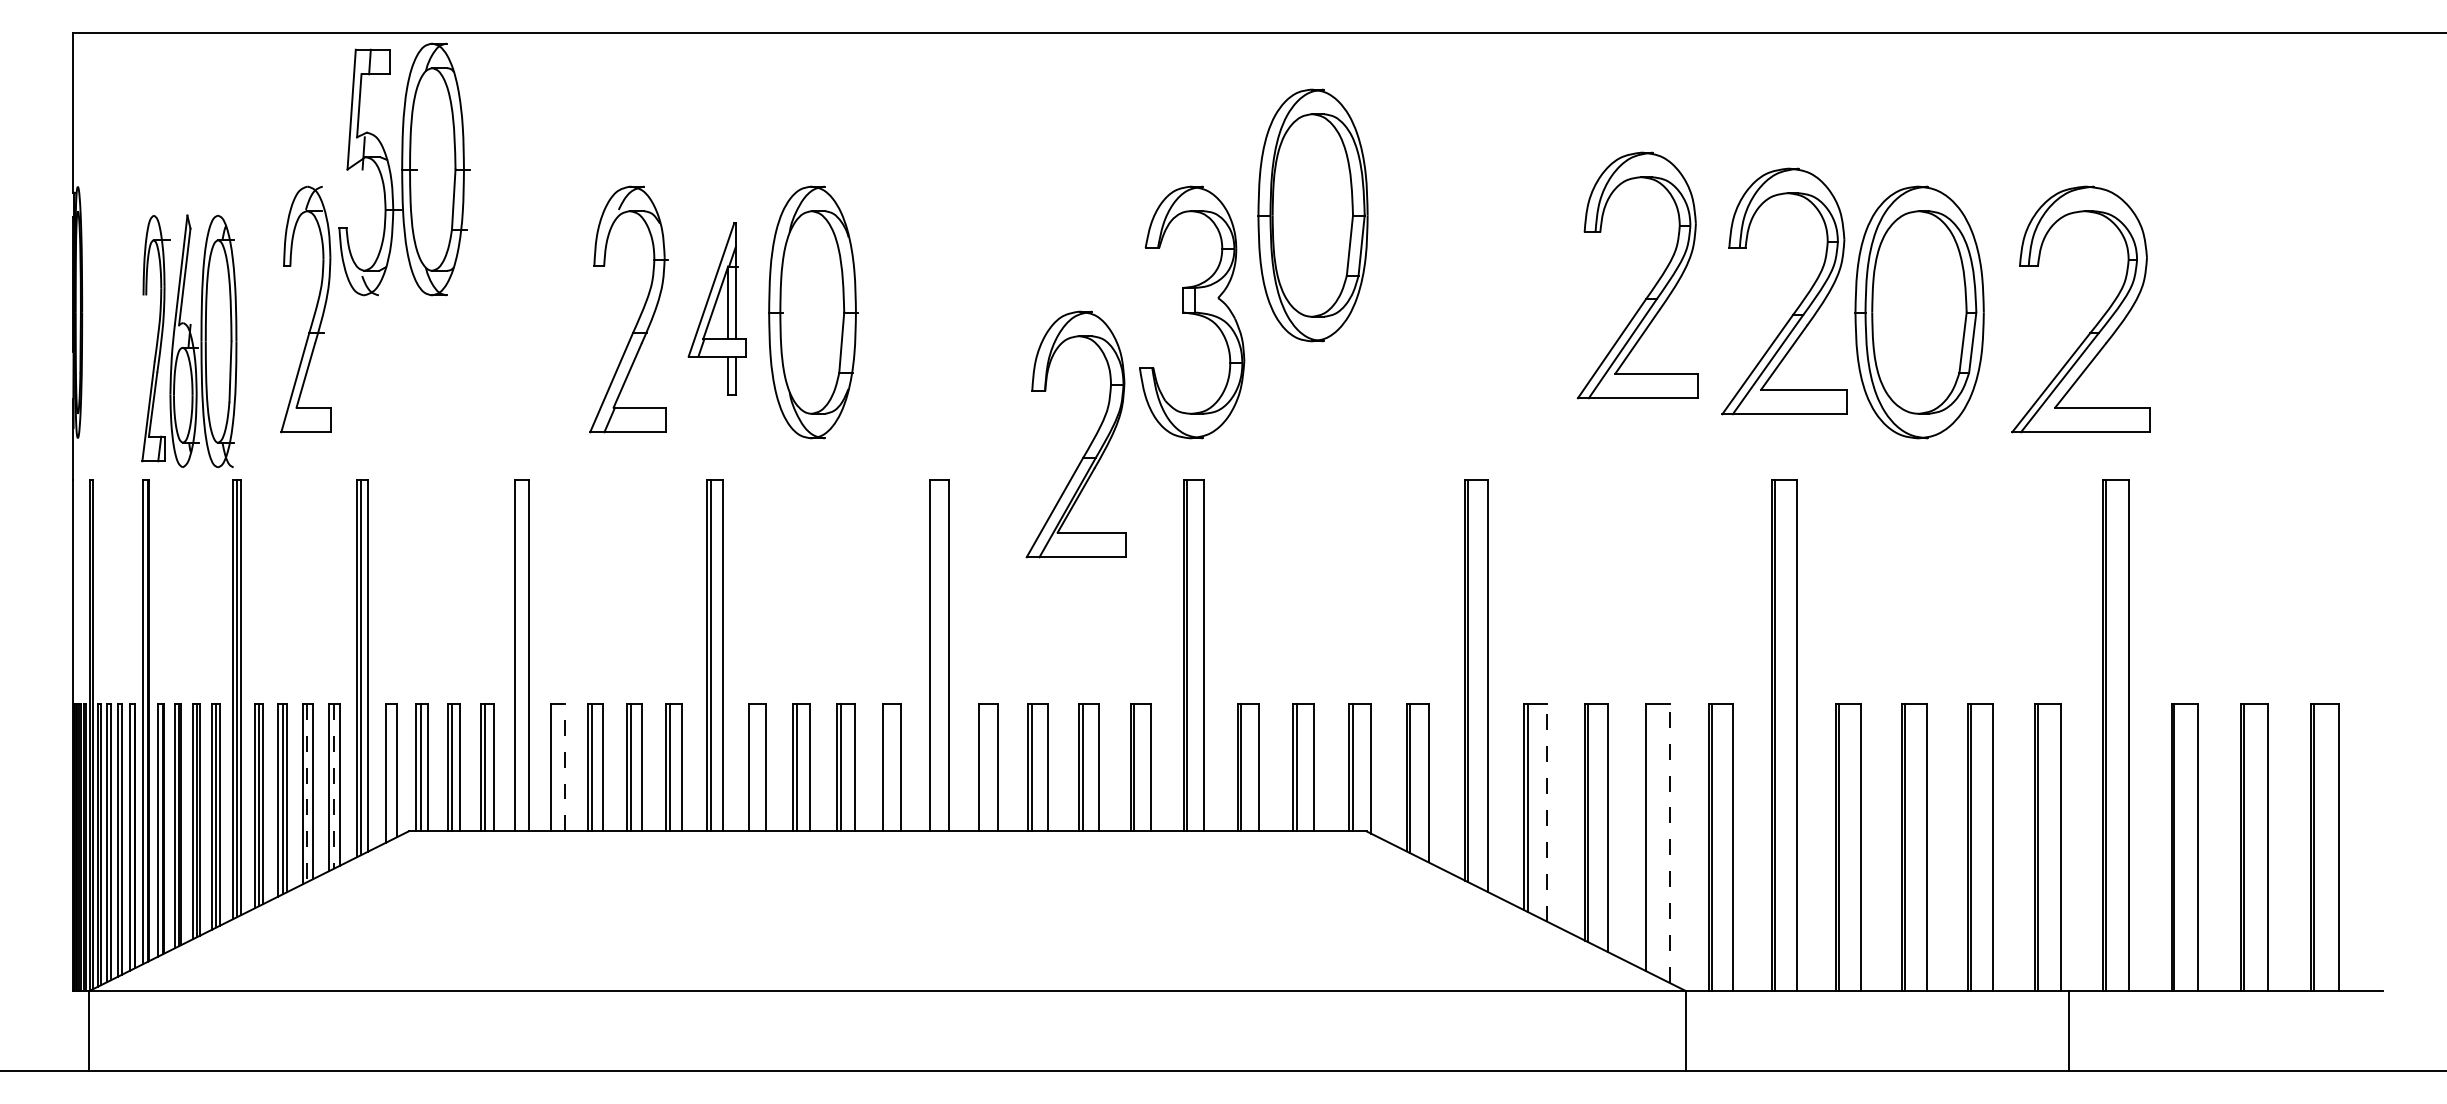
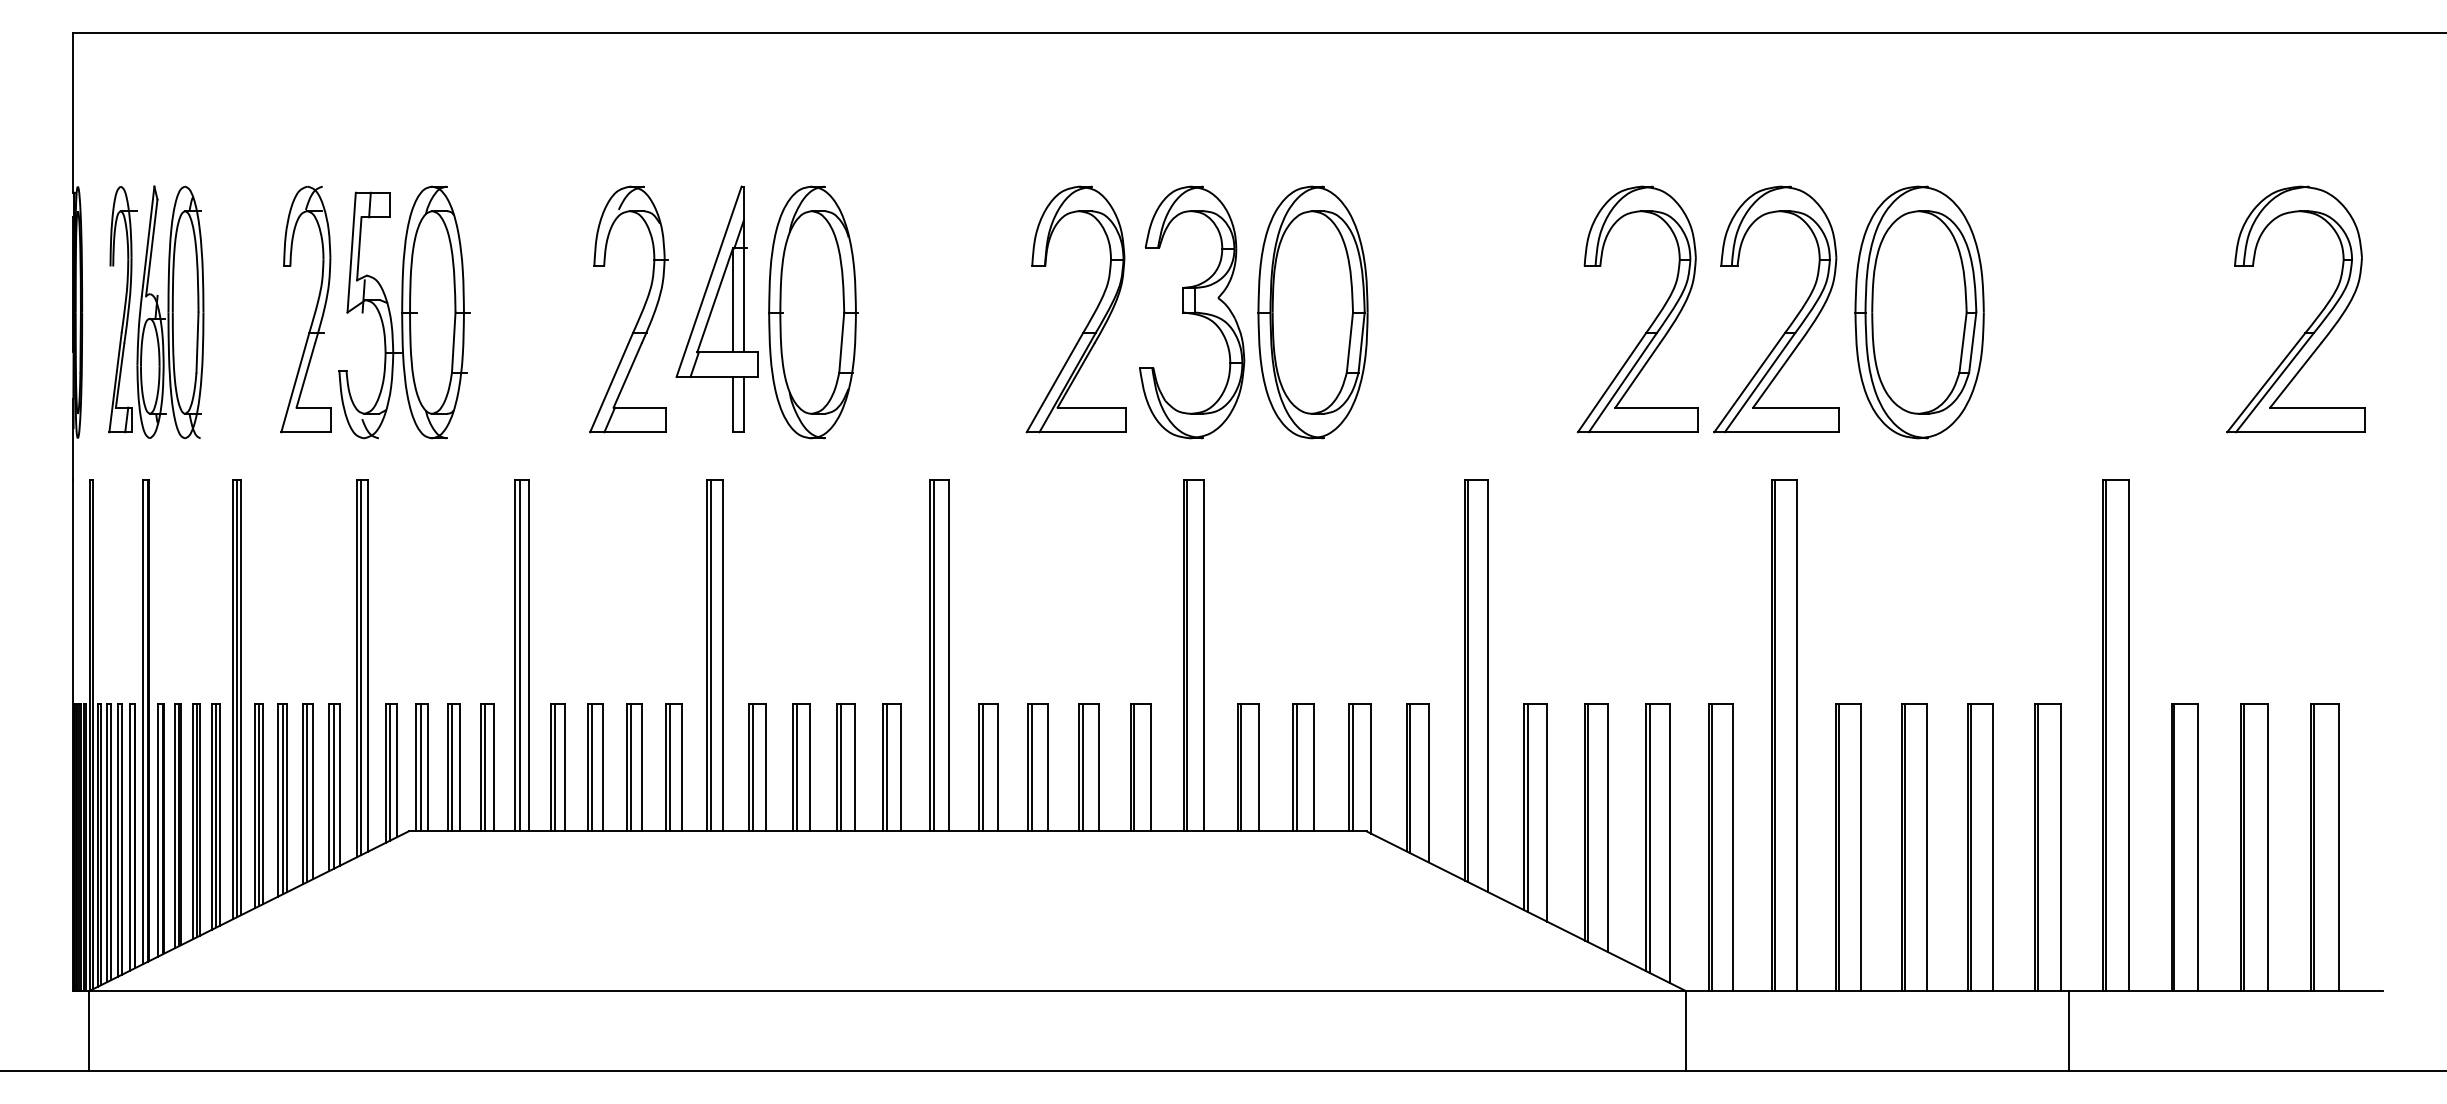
part position: (404, 169) -> (404, 312) (404, 312)
part position: (1312, 215) -> (1312, 312) (1312, 312)
part position: (1653, 286) -> (1653, 320) (1653, 320)
part position: (1800, 302) -> (1792, 320) (1792, 320)
part size: 60x174 px -> 84x248 px (716, 308)
part position: (2096, 323) -> (2311, 323) (2311, 323)
part position: (189, 341) -> (156, 312) (156, 312)
part position: (1090, 442) -> (1090, 317) (1090, 317)
line: none -> present (519, 655)
line: none -> present (934, 655)
line: none -> present (555, 767)
line: dashed -> solid (565, 767)
line: none -> present (753, 767)
line: none -> present (887, 767)
line: none -> present (982, 767)
line: none -> present (390, 771)
line: dashed -> solid (333, 786)
line: dashed -> solid (307, 793)
line: dashed -> solid (1547, 812)
line: none -> present (1649, 837)
line: dashed -> solid (1670, 843)
